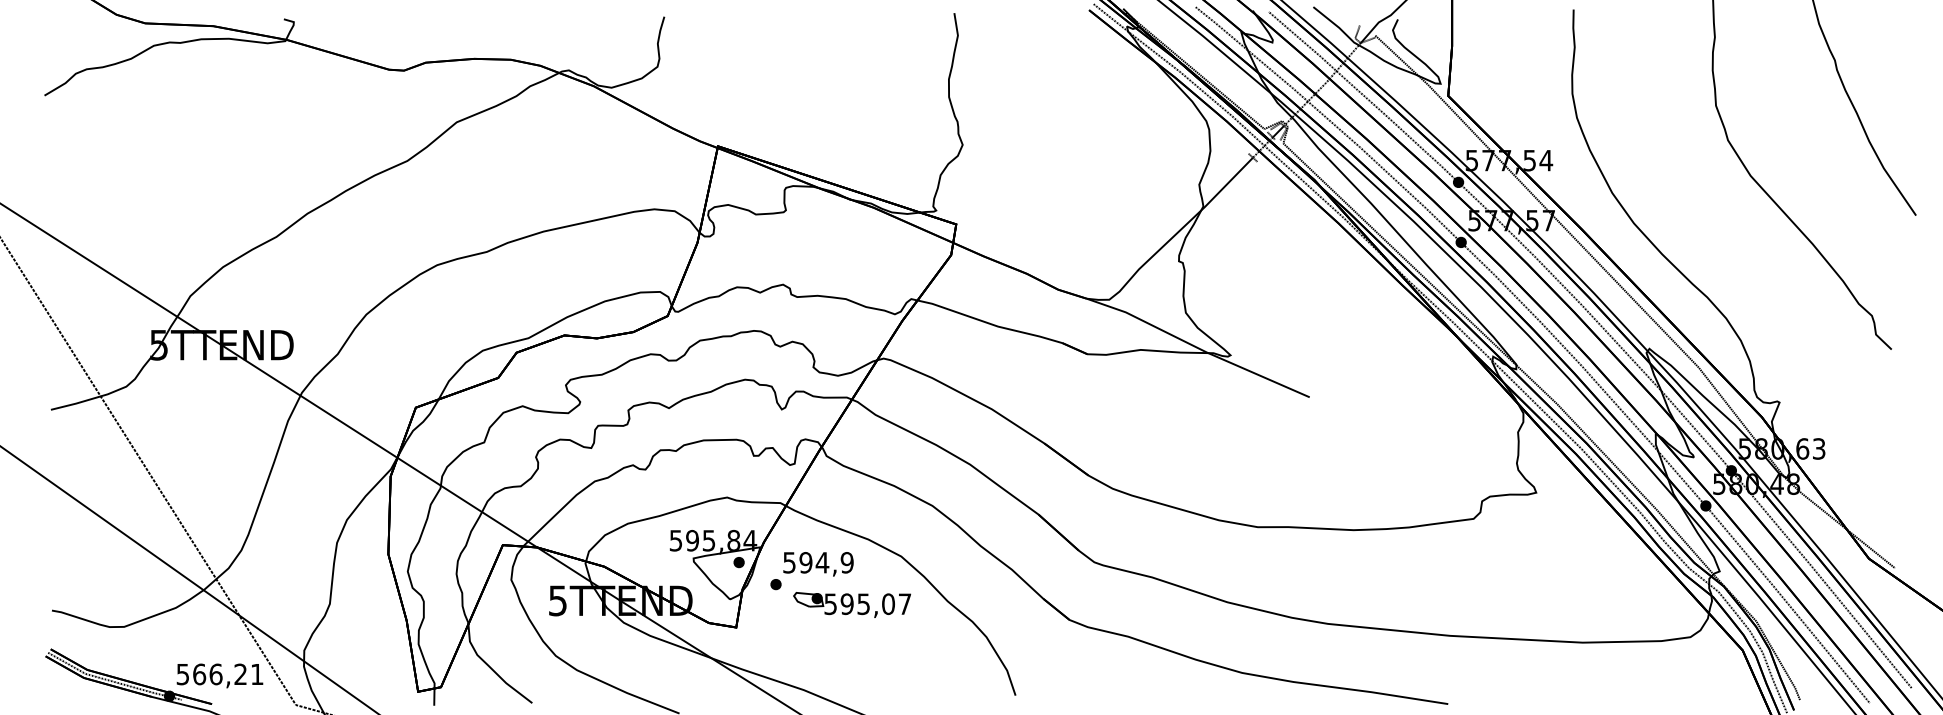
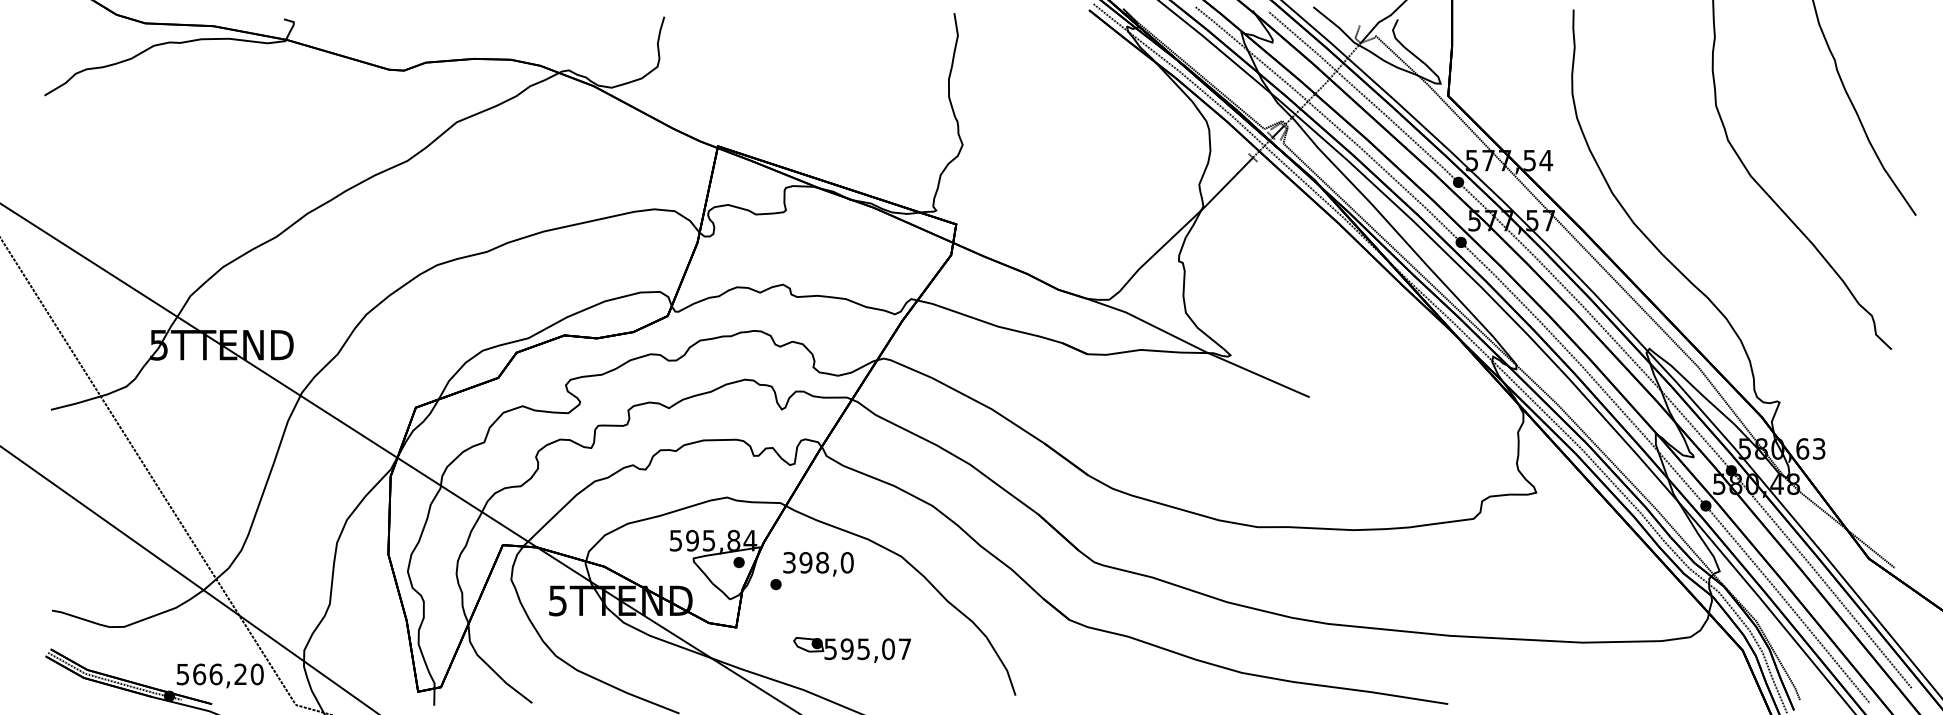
text: 594,9 -> 398,0 (818, 562)
part position: (851, 604) -> (851, 649) (851, 649)
text: 566,21 -> 566,20 (256, 674)
